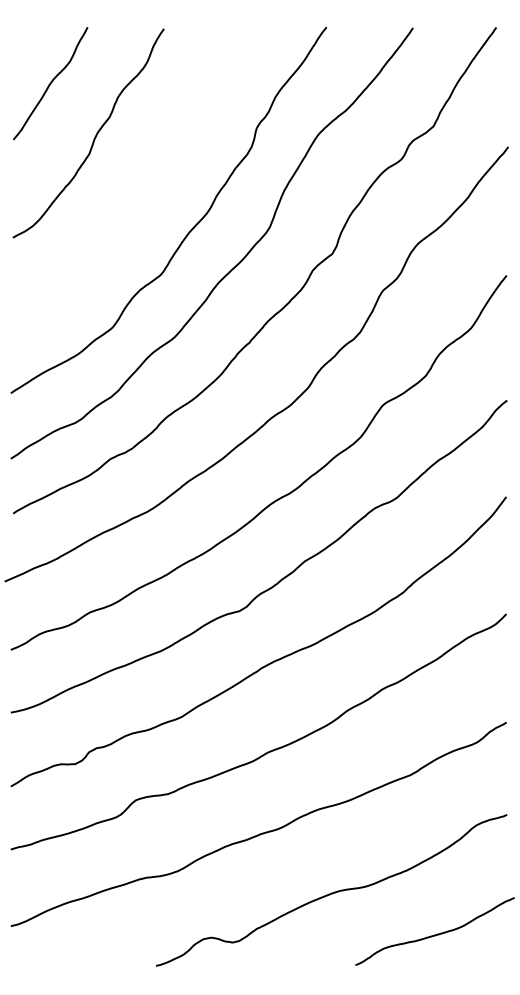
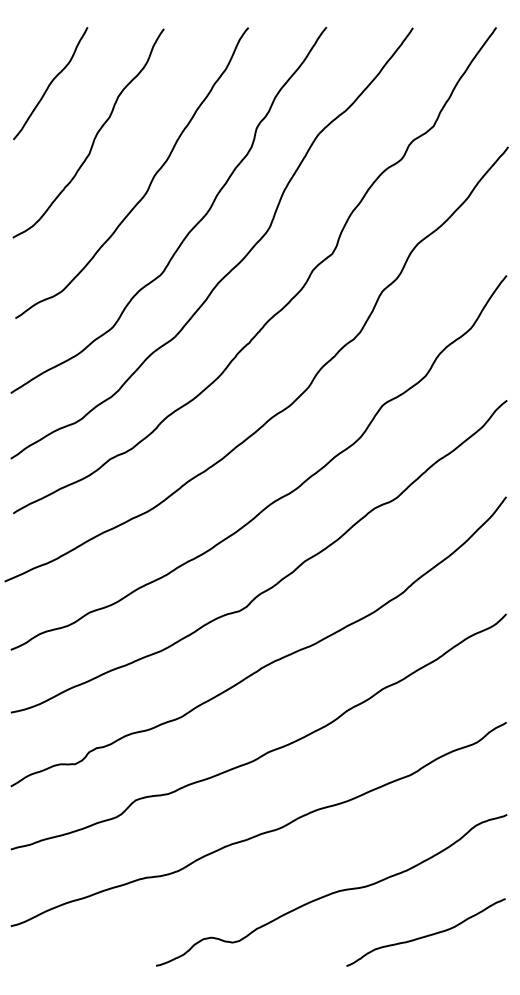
curve: none -> present (150, 181)
curve position: (434, 934) -> (425, 935) (425, 935)
